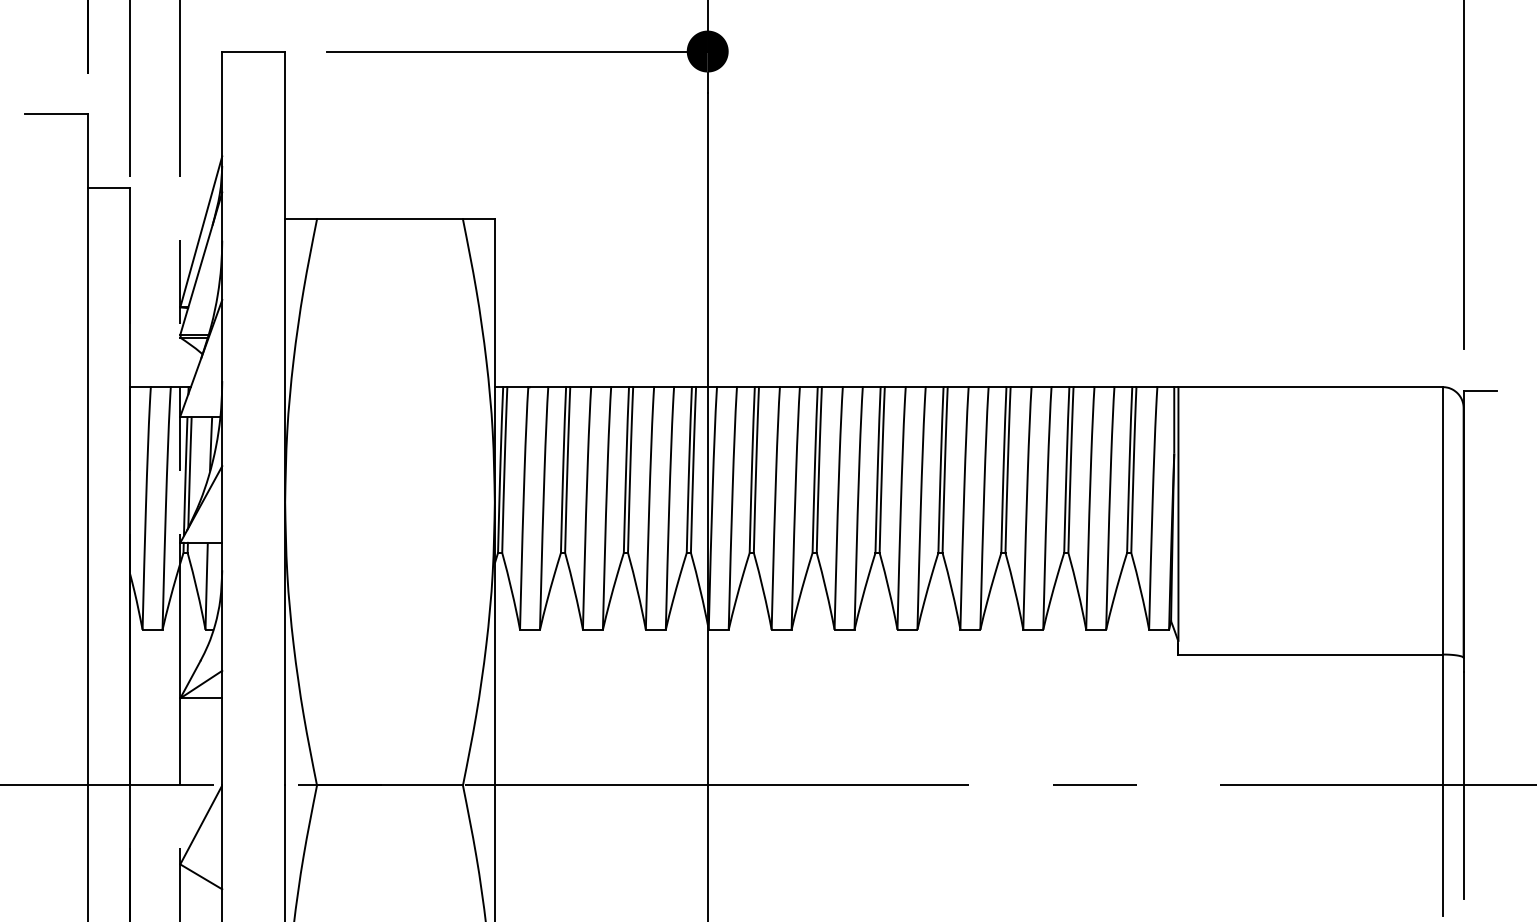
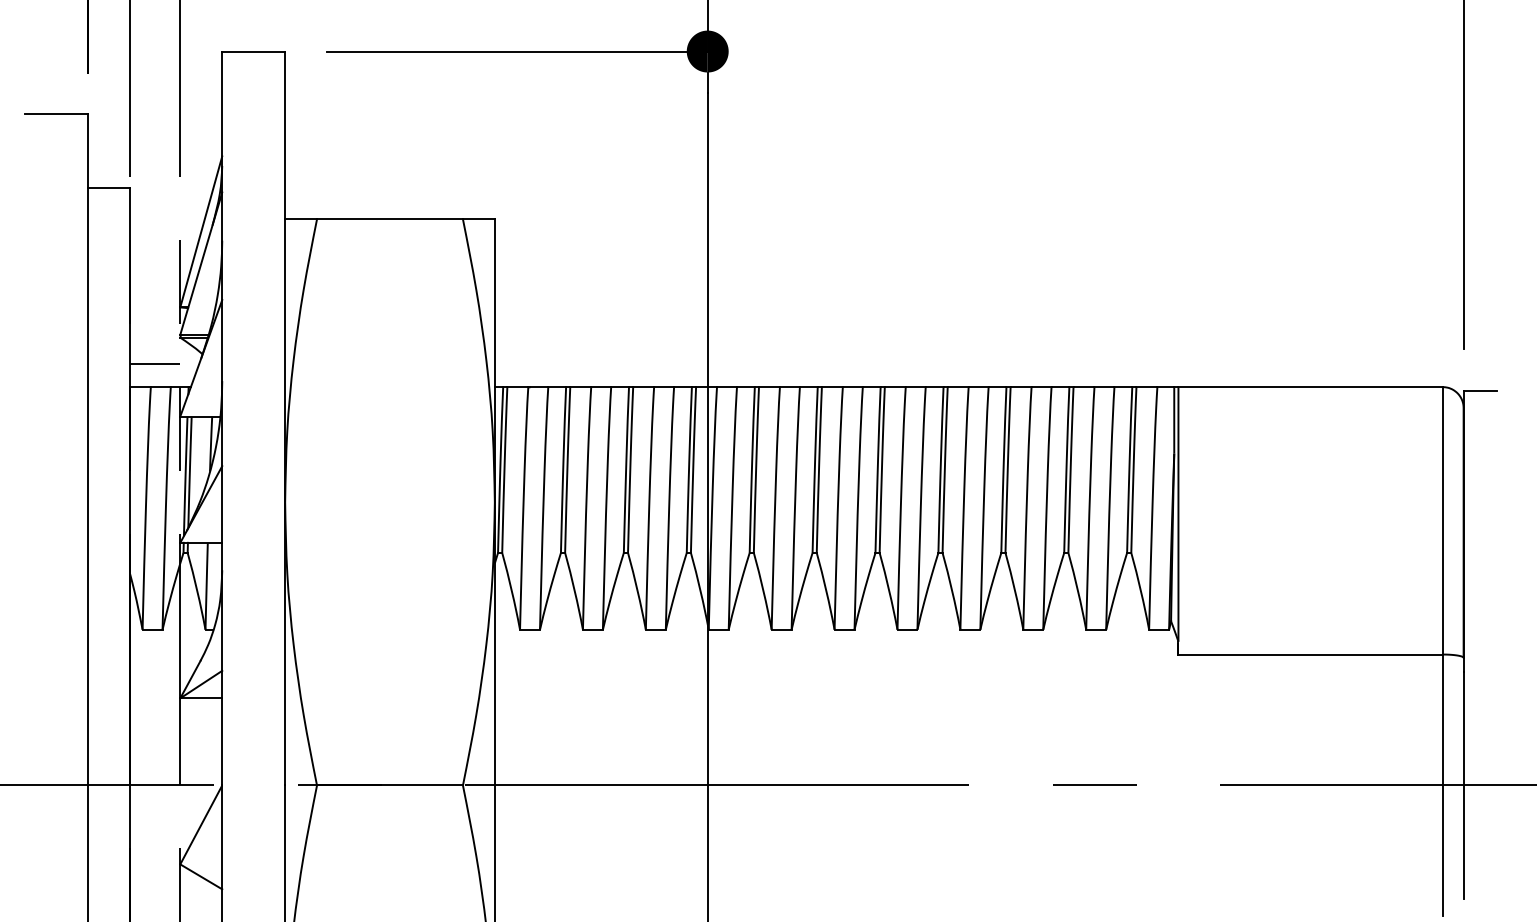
line: none -> present (154, 364)
